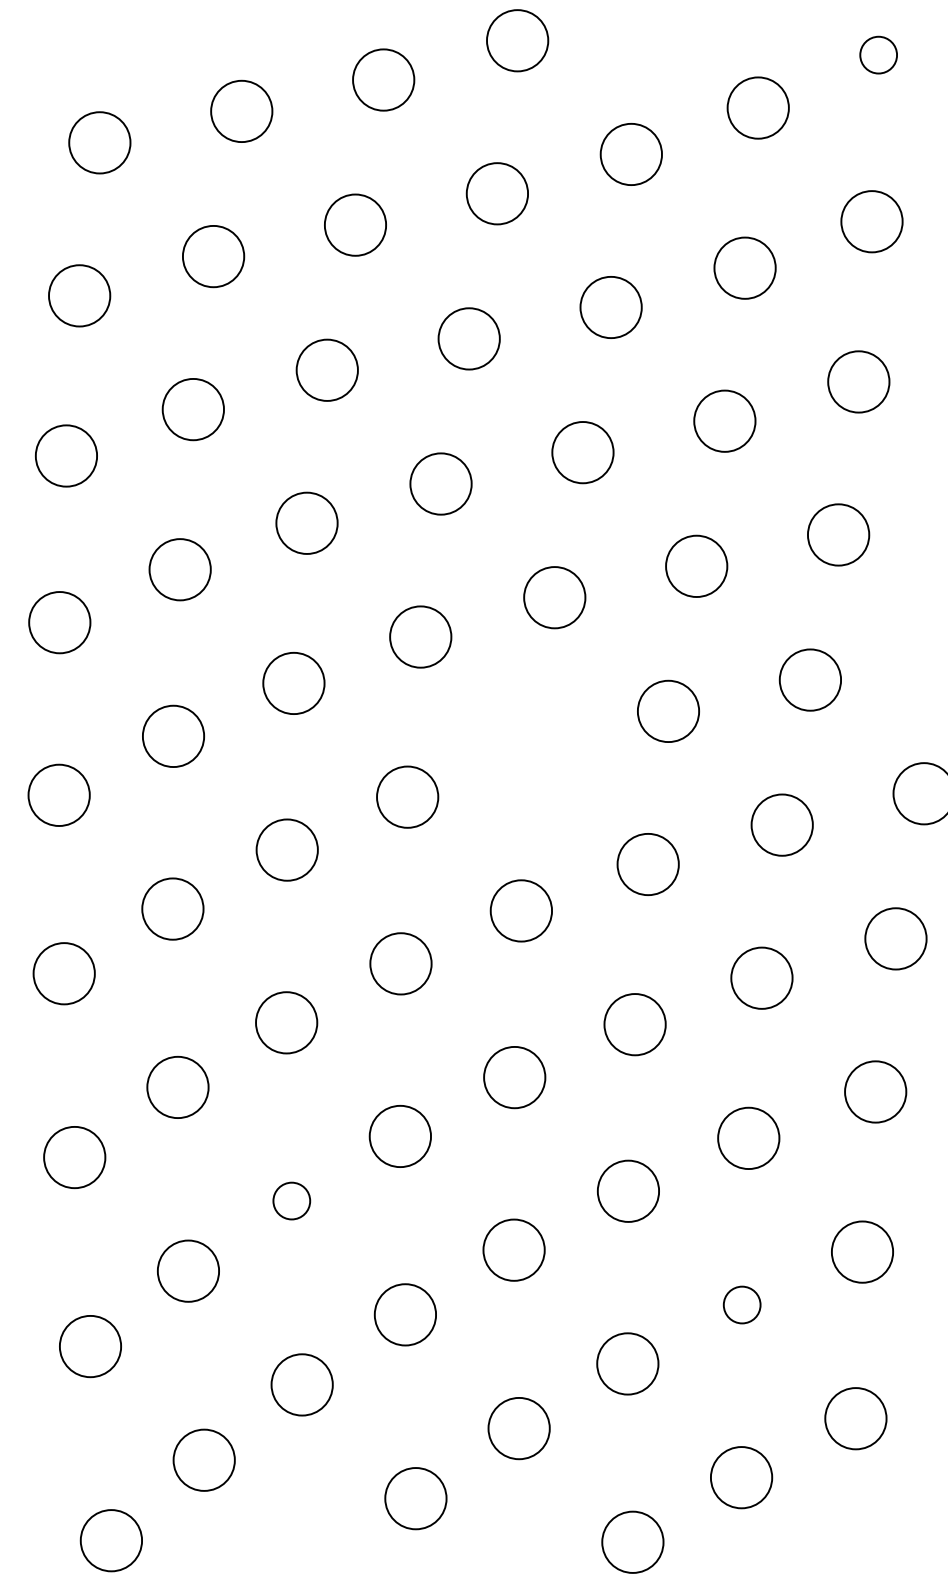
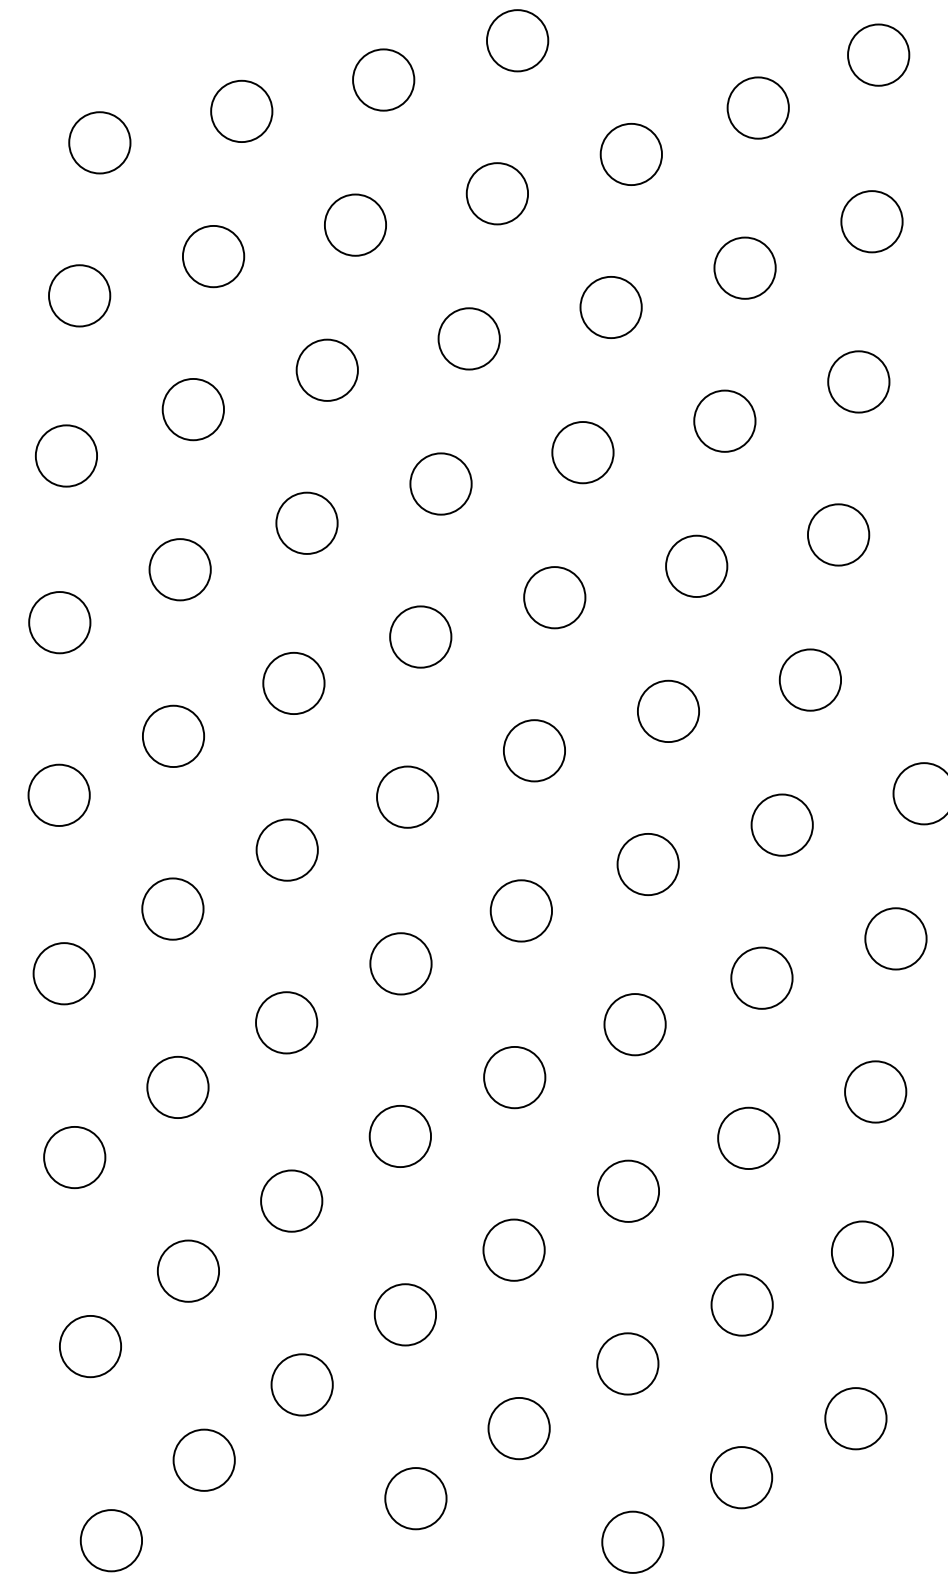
circle diameter: 37 px -> 61 px (878, 54)
circle: none -> present (534, 750)
circle size: 40x40 px -> 64x64 px (291, 1200)
circle diameter: 37 px -> 61 px (741, 1304)
